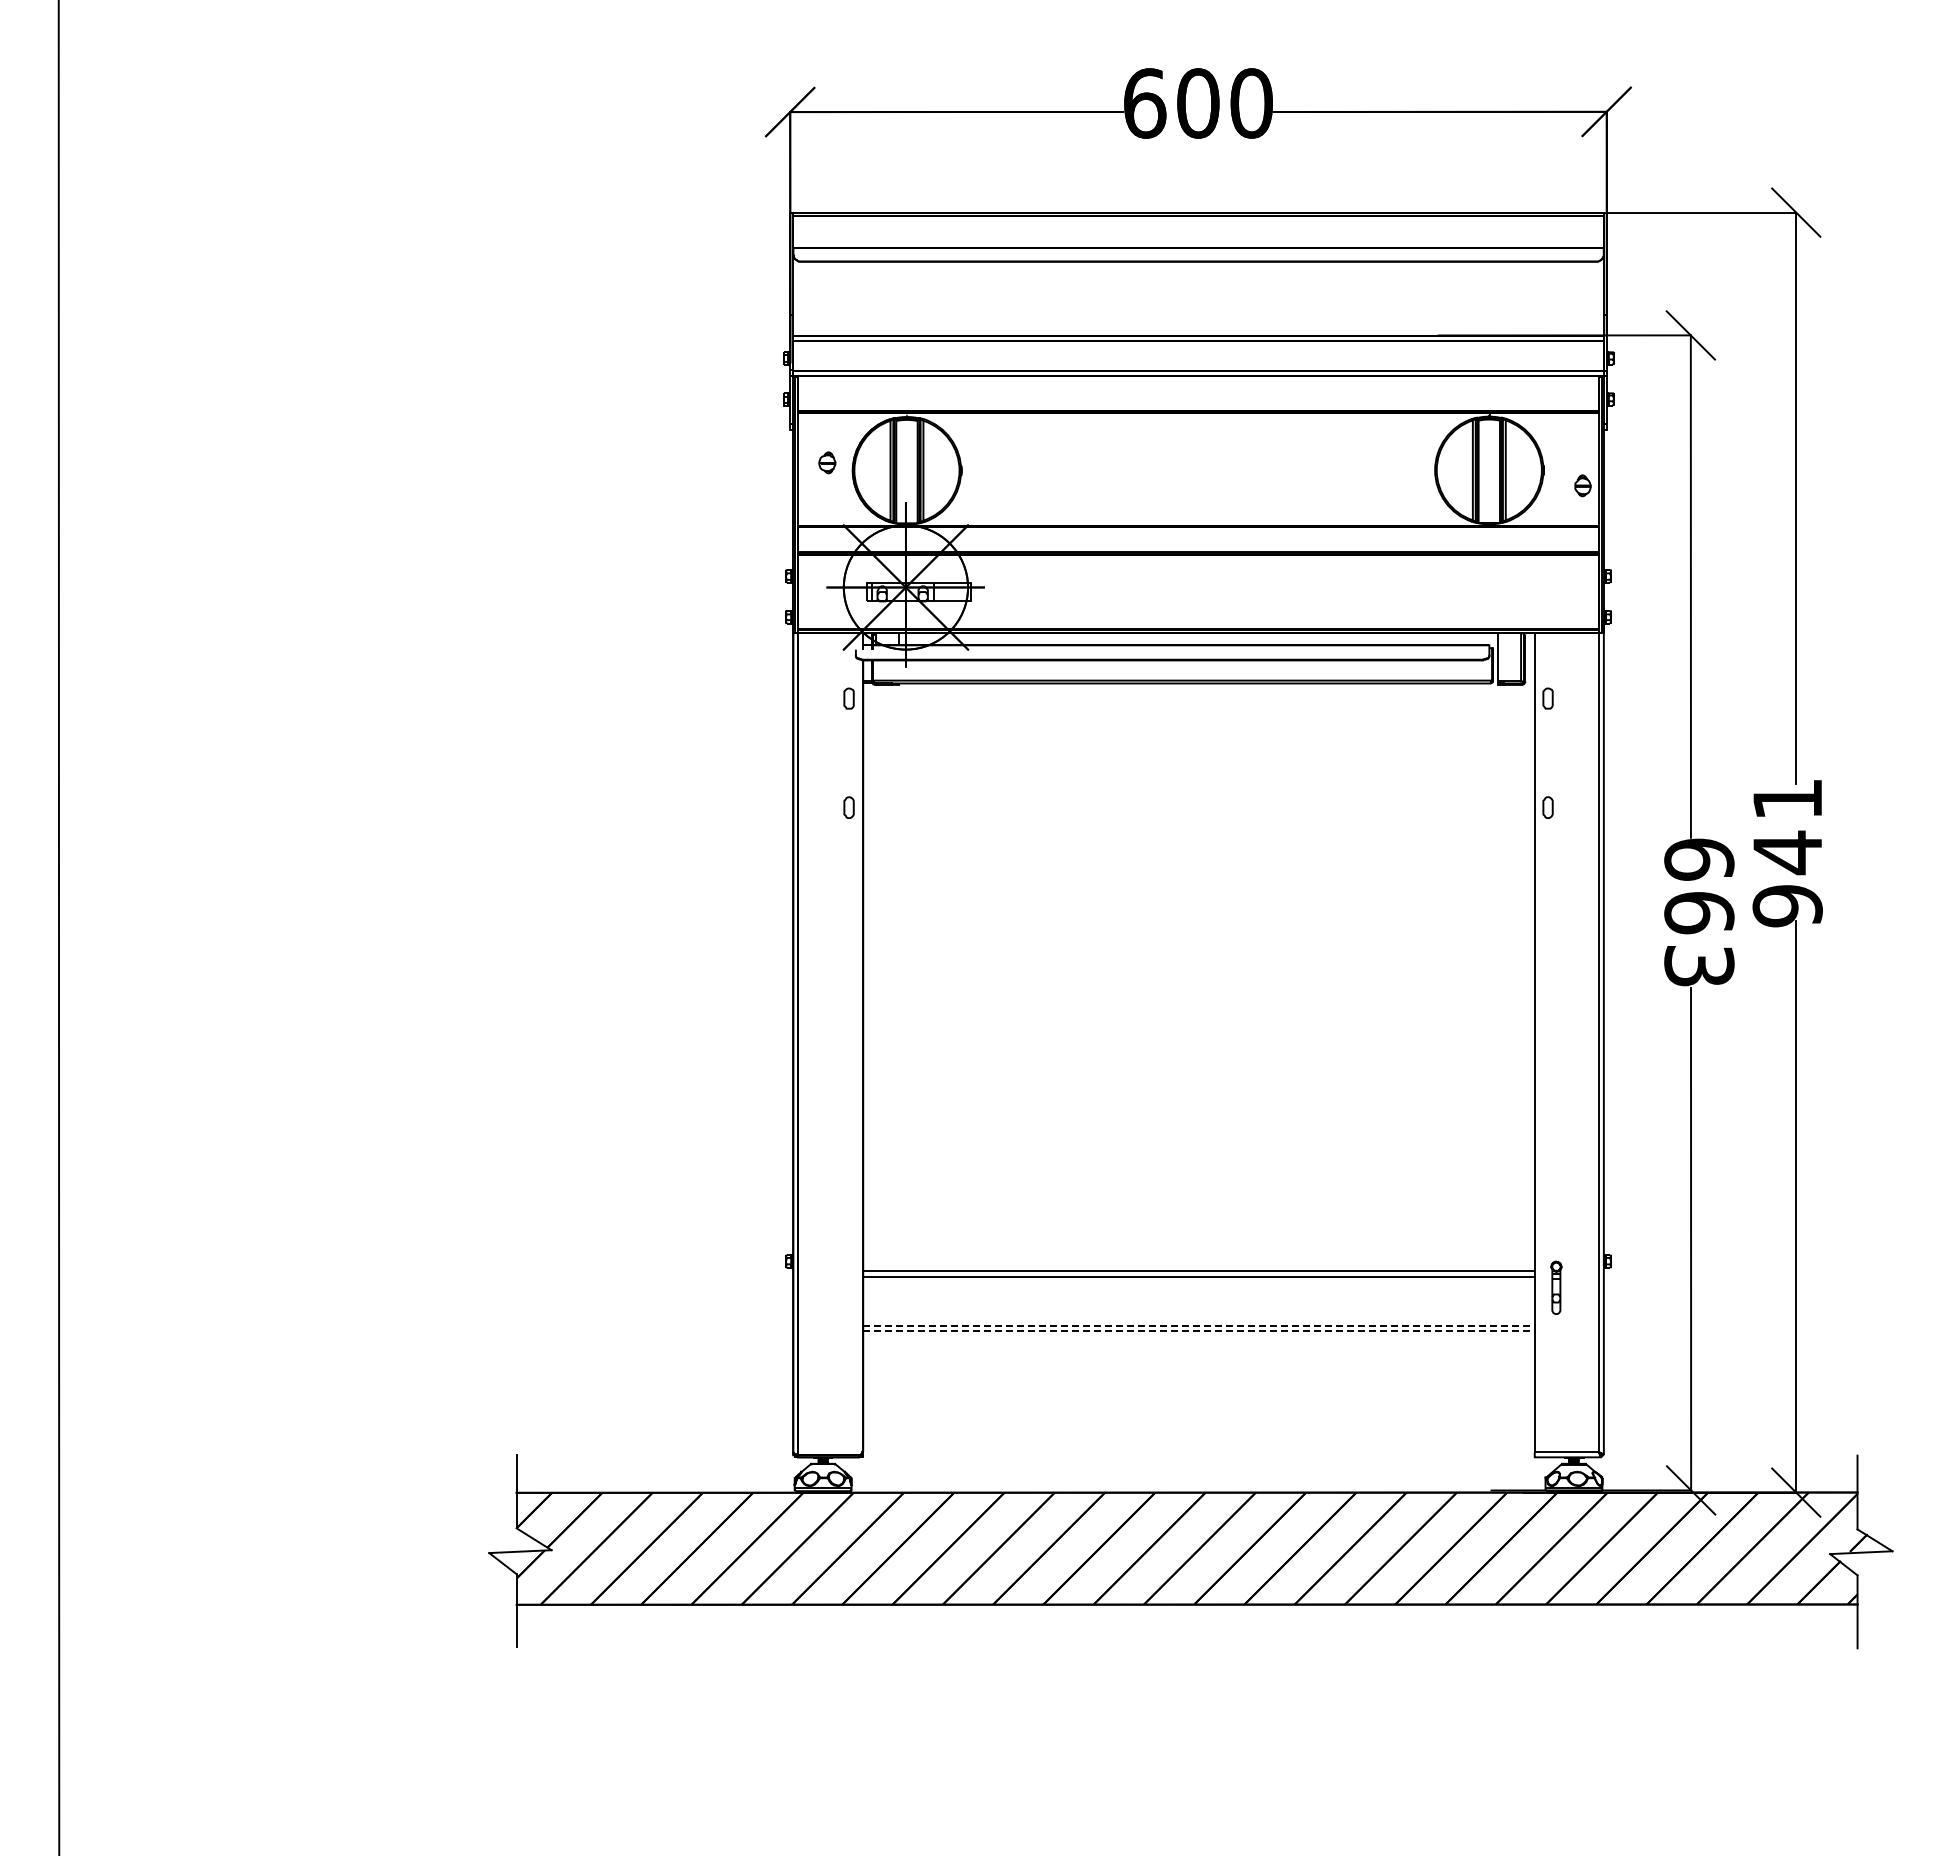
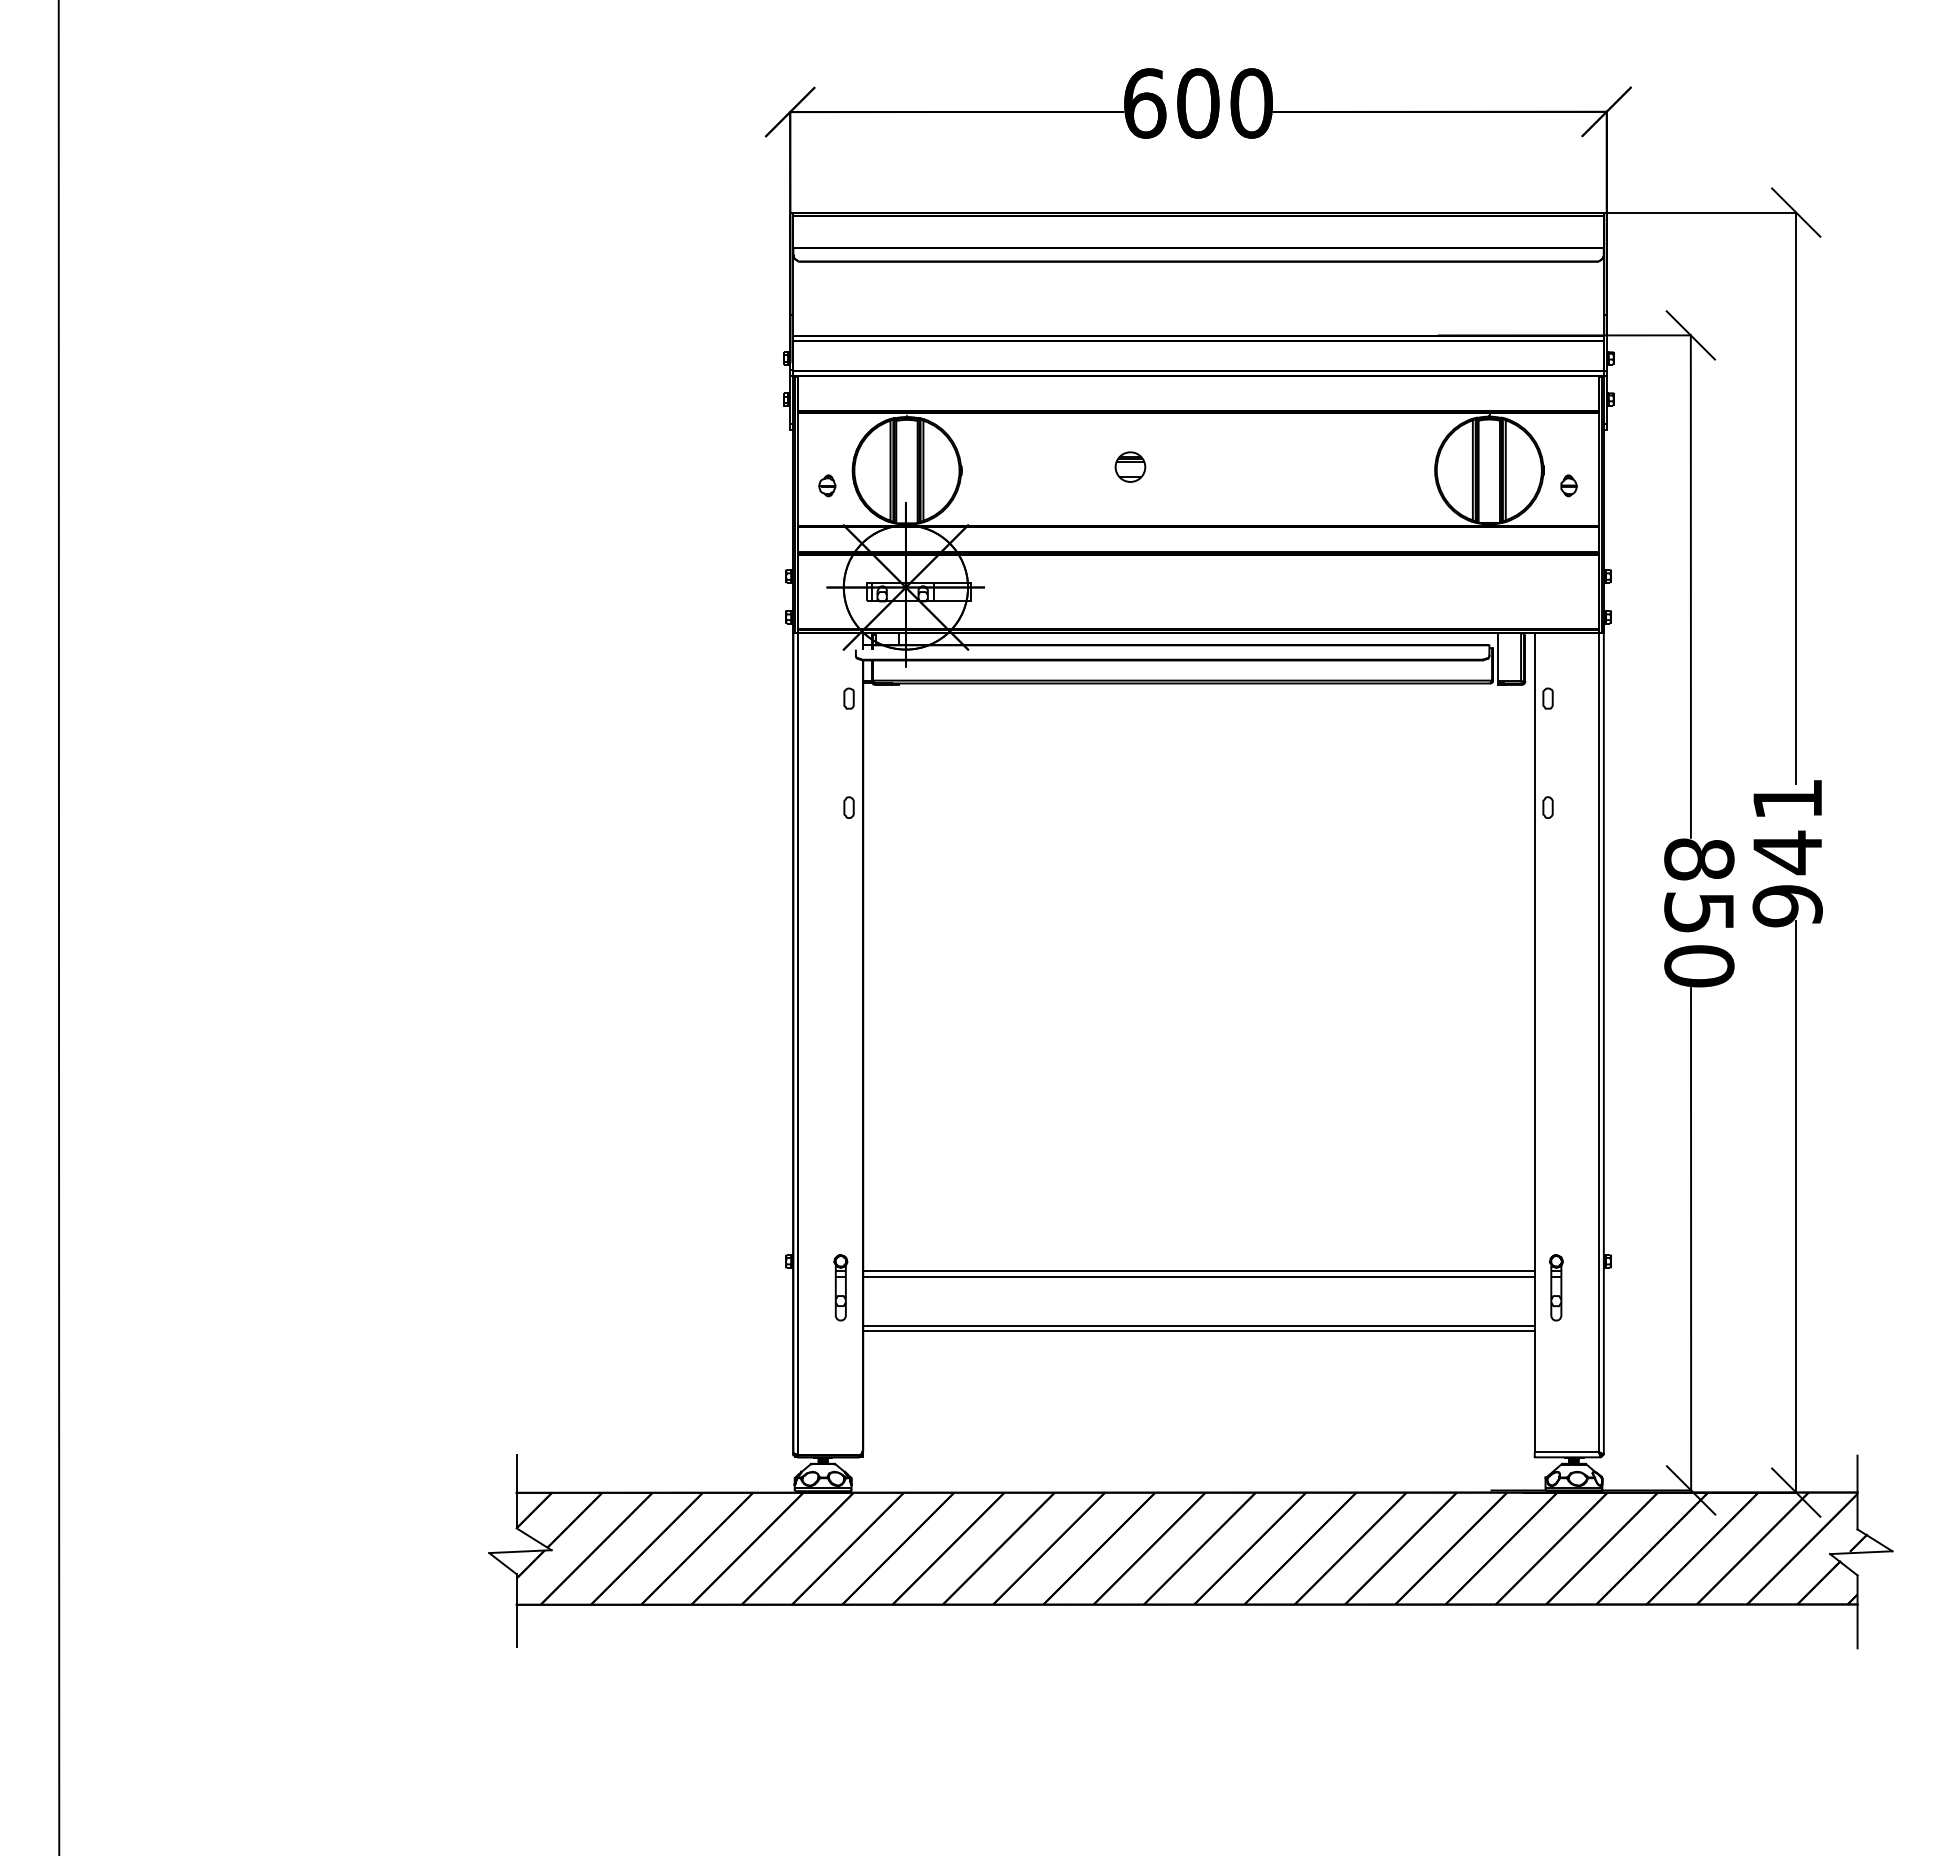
part position: (827, 462) -> (827, 485) (827, 485)
part: none -> present (1130, 466)
part position: (1582, 485) -> (1568, 485) (1568, 485)
text: 663 -> 850 (1699, 912)
part: none -> present (840, 1287)
part size: 13x55 px -> 15x68 px (1556, 1287)
line: dashed -> solid (1198, 1325)
line: dashed -> solid (1198, 1331)
